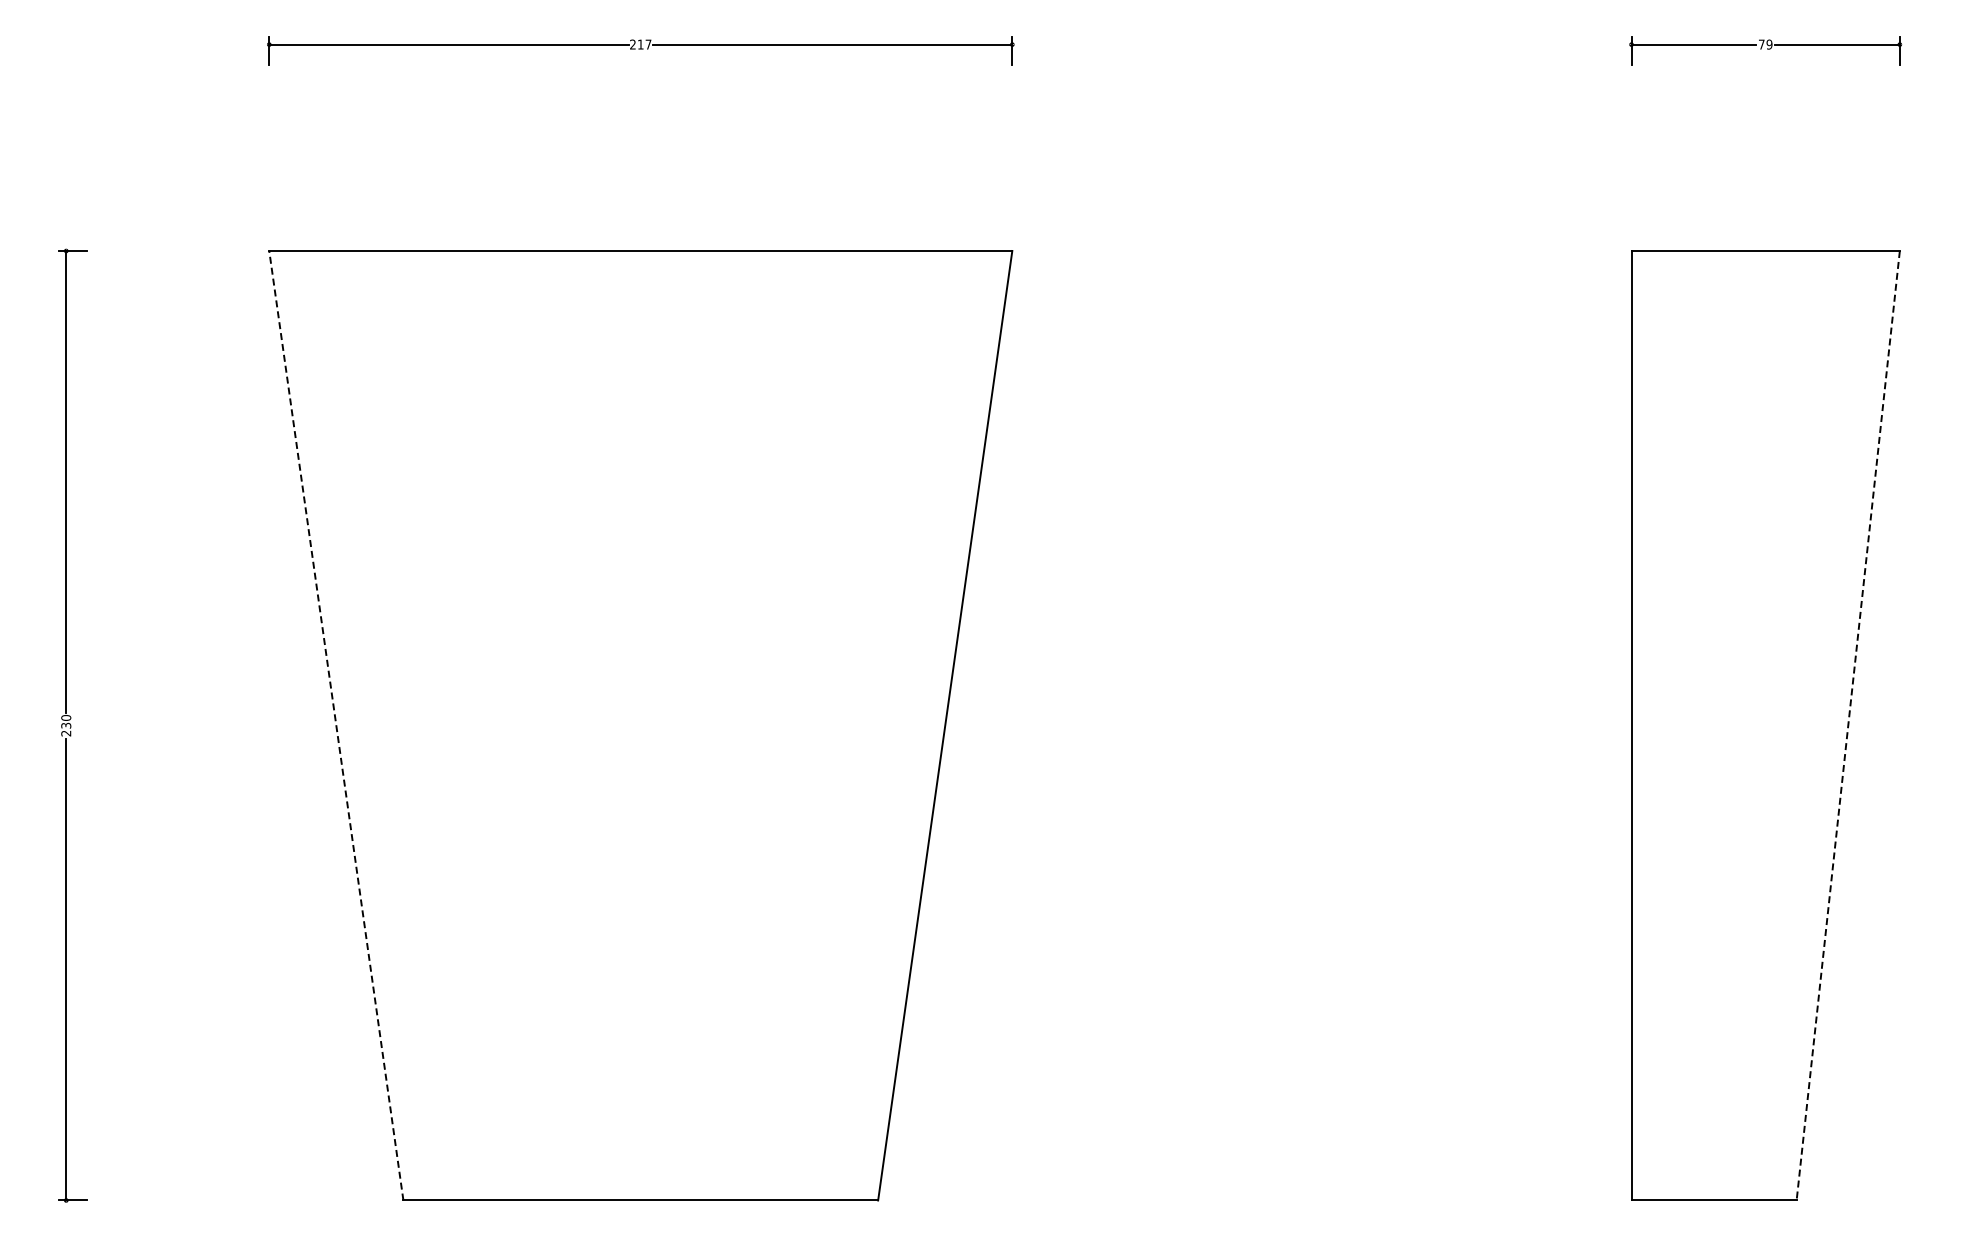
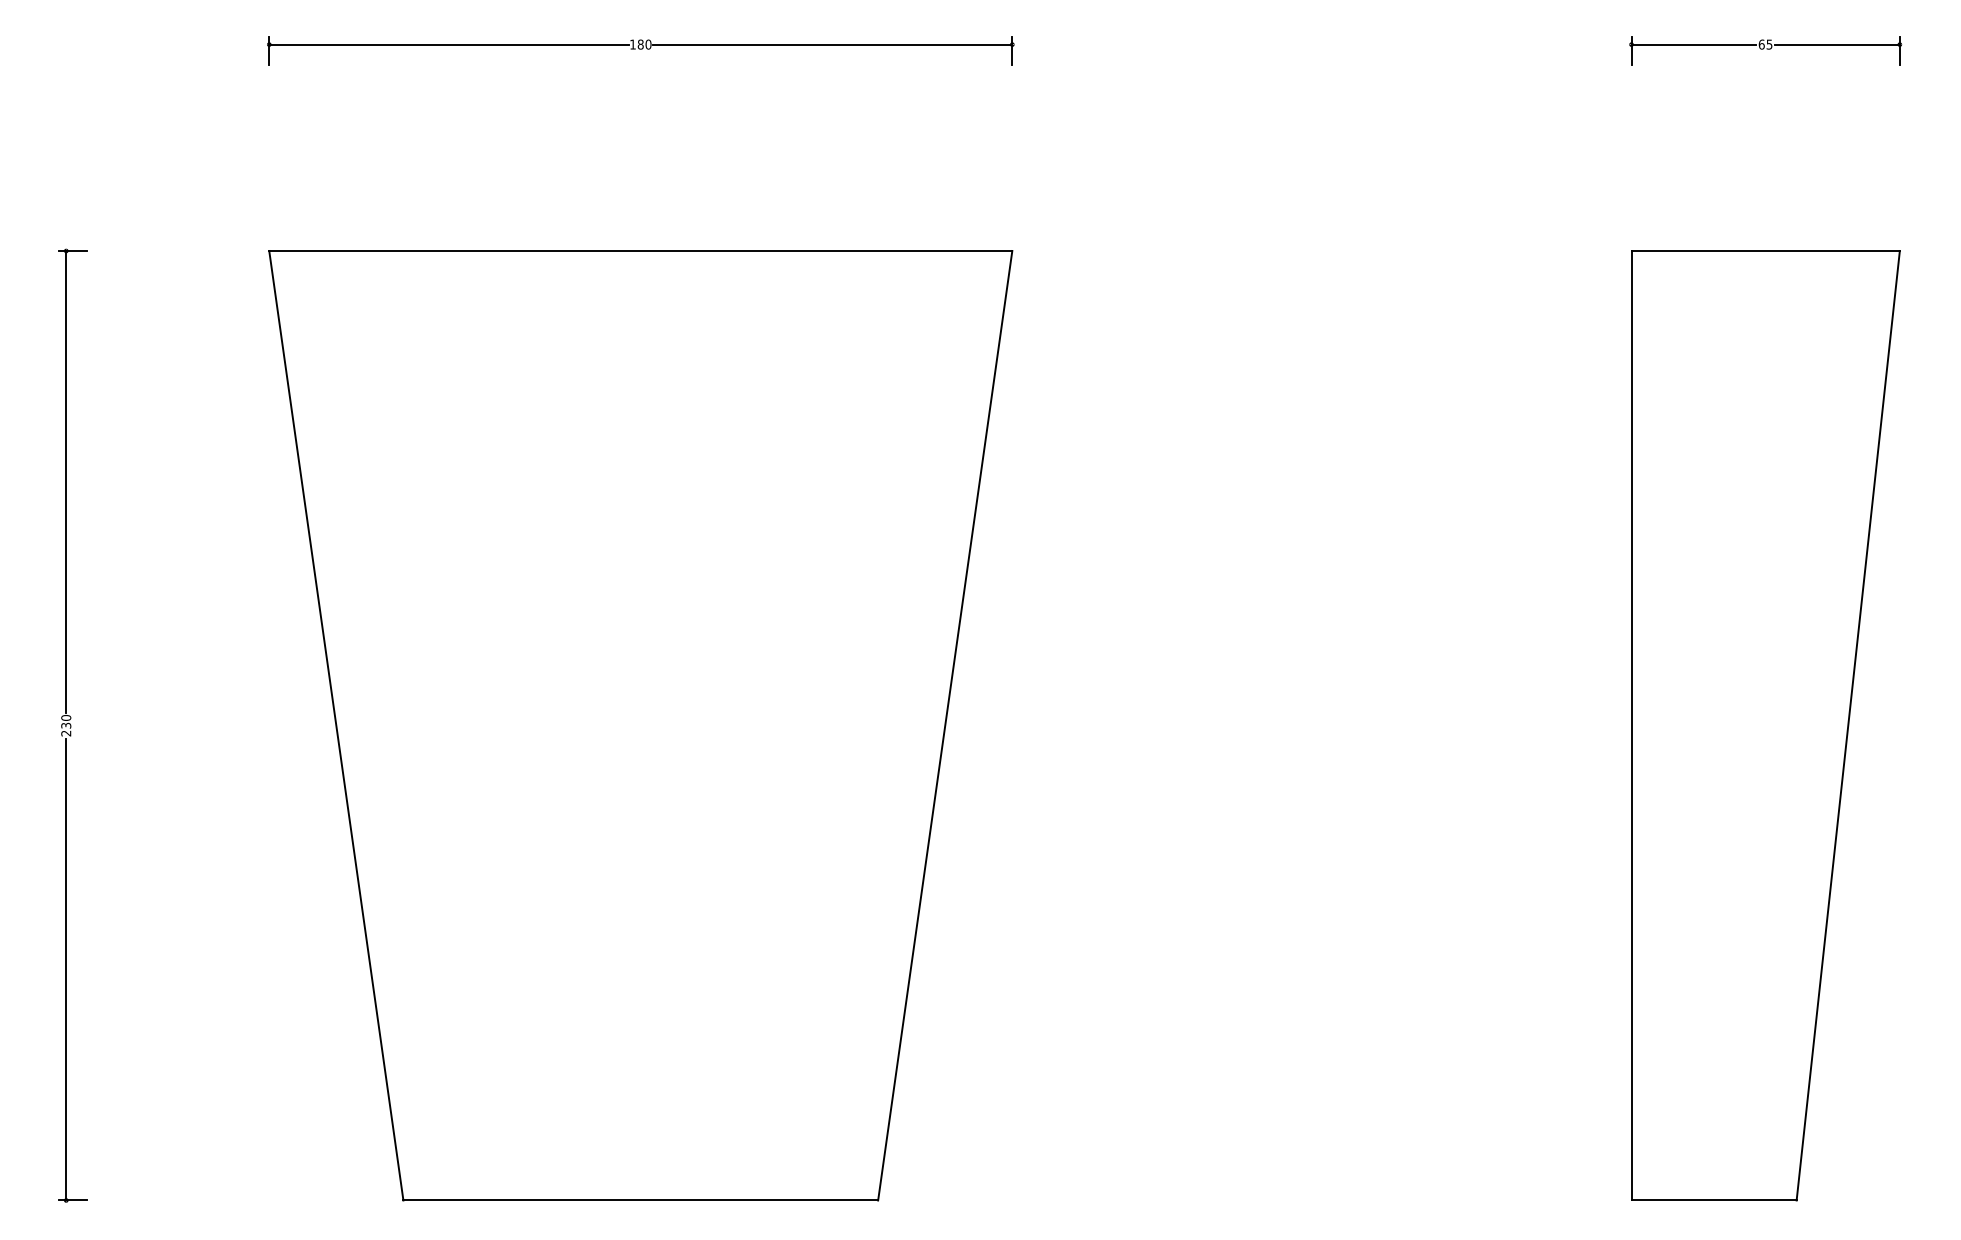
text: 217 -> 180 (640, 44)
text: 79 -> 65 (1765, 44)
line: dashed -> solid (336, 725)
line: dashed -> solid (1848, 725)
